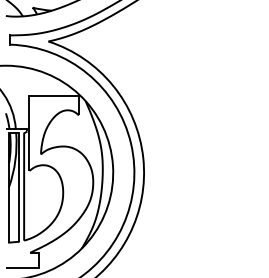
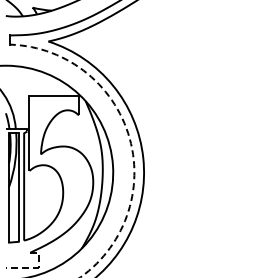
arc: solid -> dashed (128, 136)
line: solid -> dashed (35, 267)
